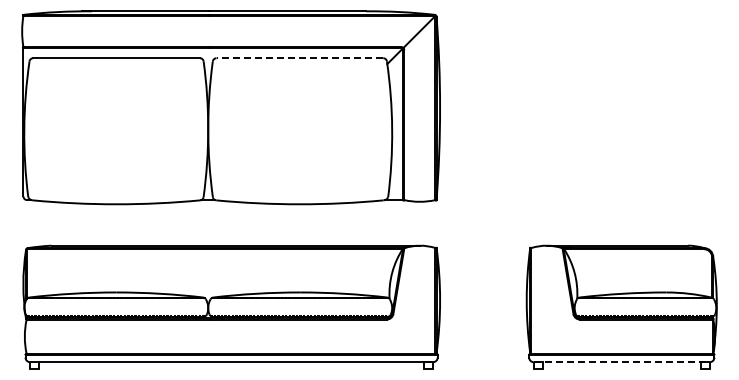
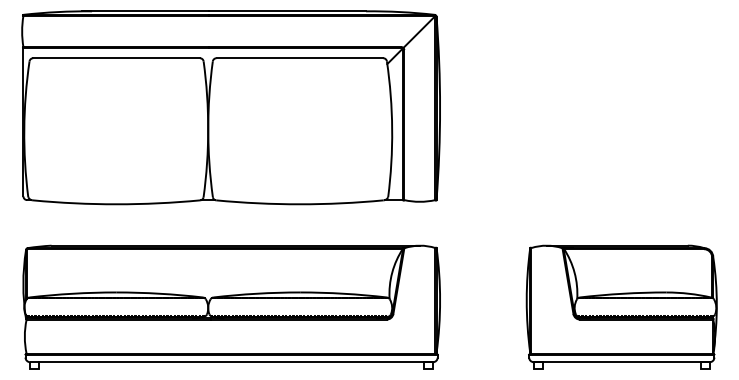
line: dashed -> solid (299, 58)
line: dashed -> solid (621, 362)
